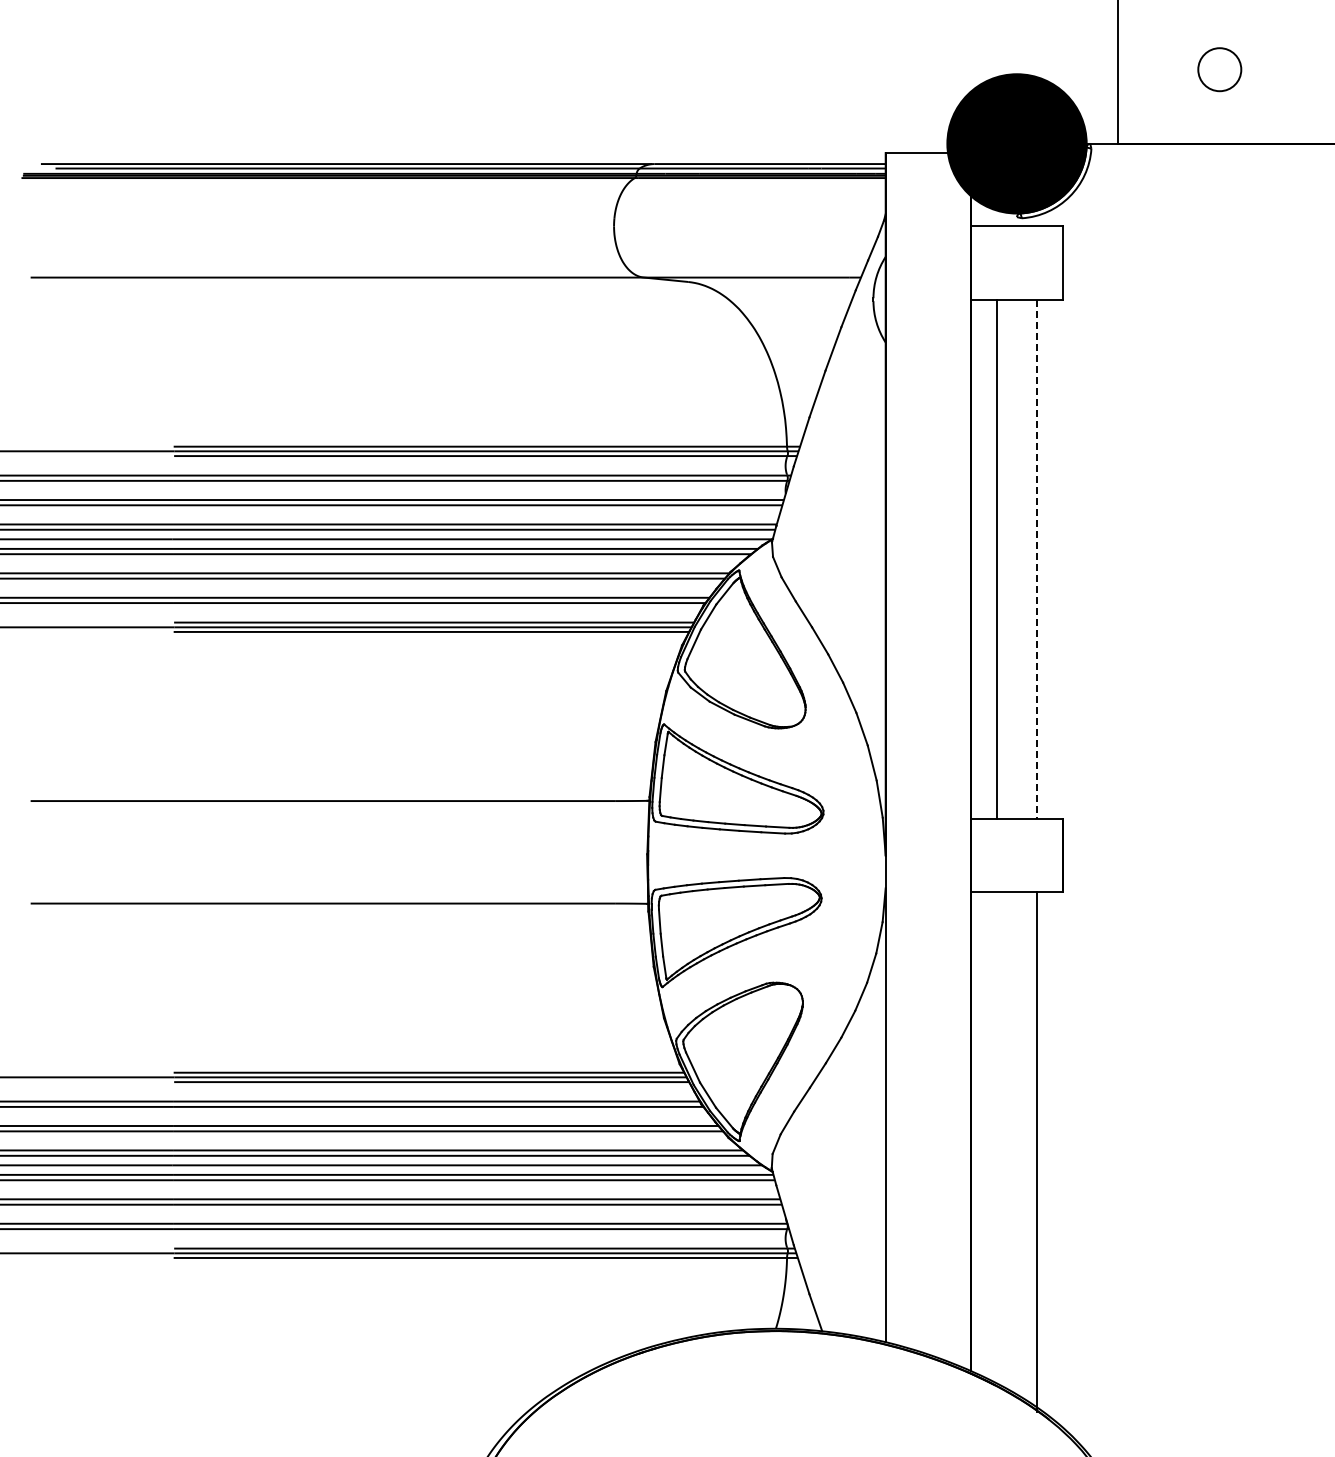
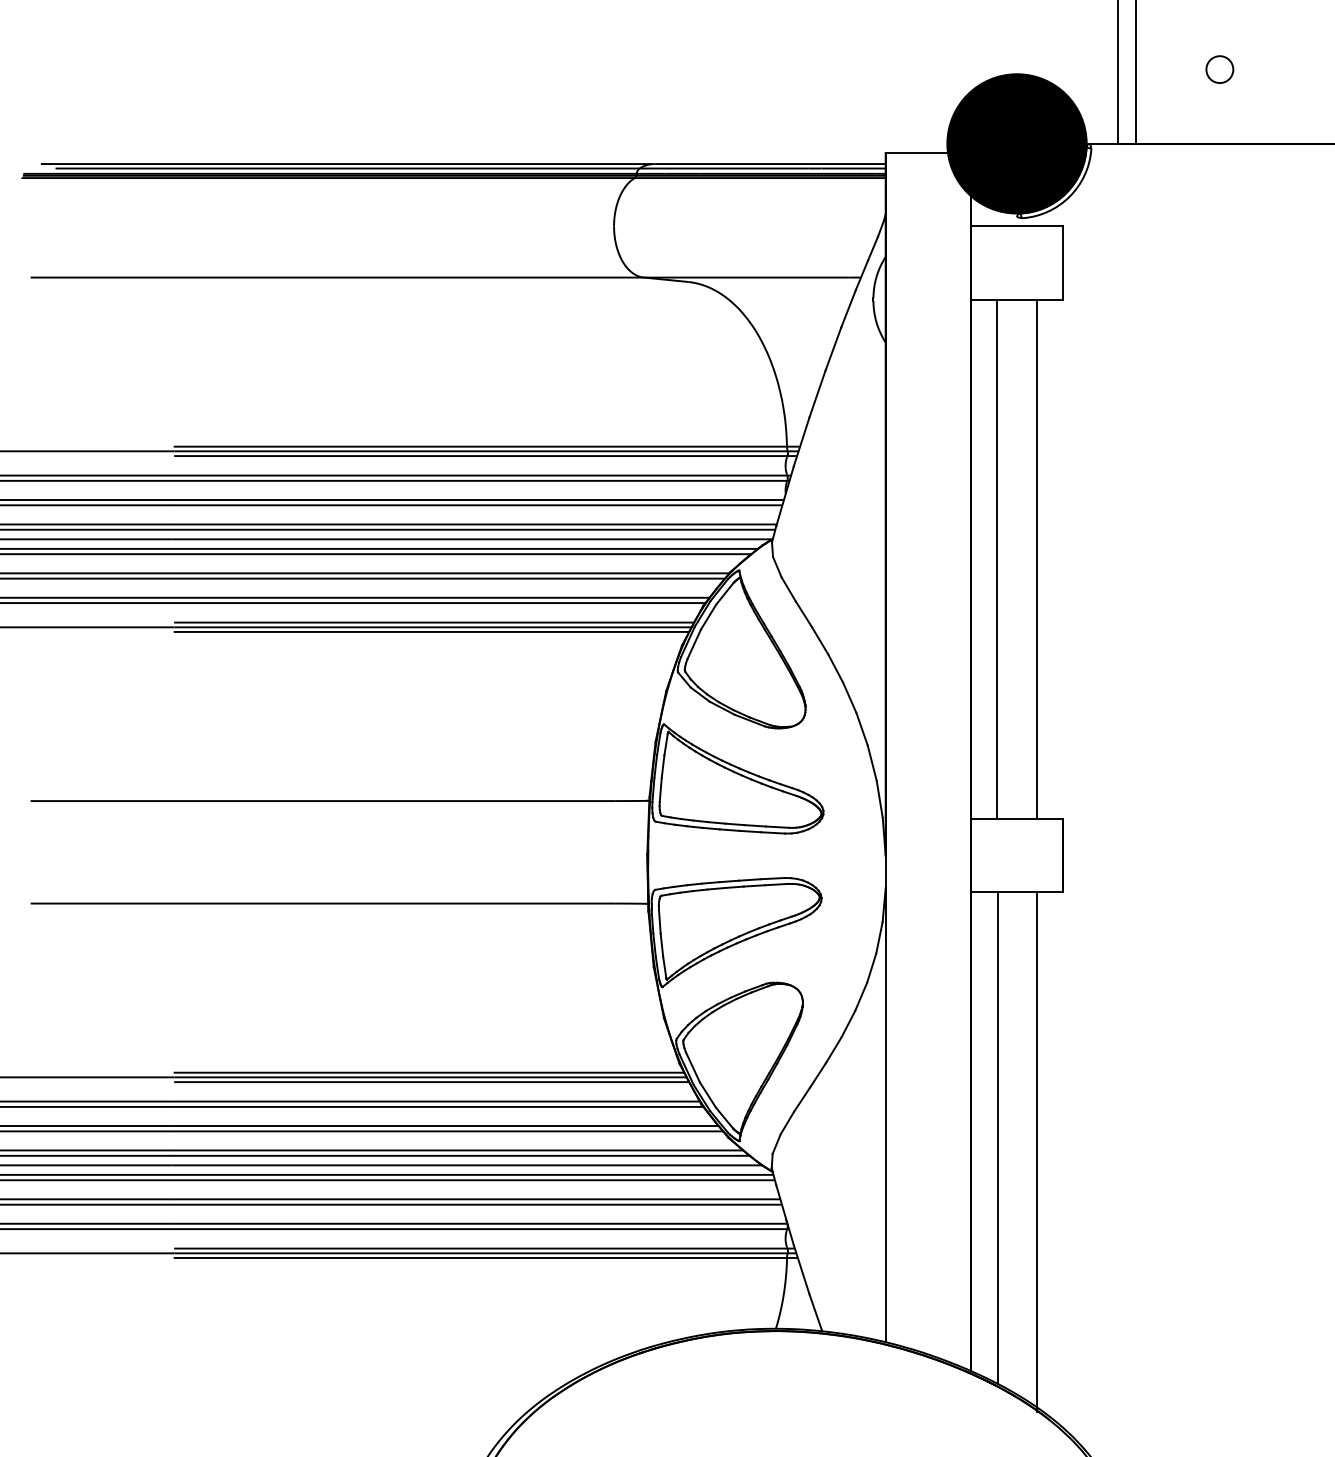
circle size: 46x46 px -> 30x29 px (1219, 69)
line: none -> present (1136, 72)
line: dashed -> solid (1036, 559)
line: none -> present (997, 1137)
